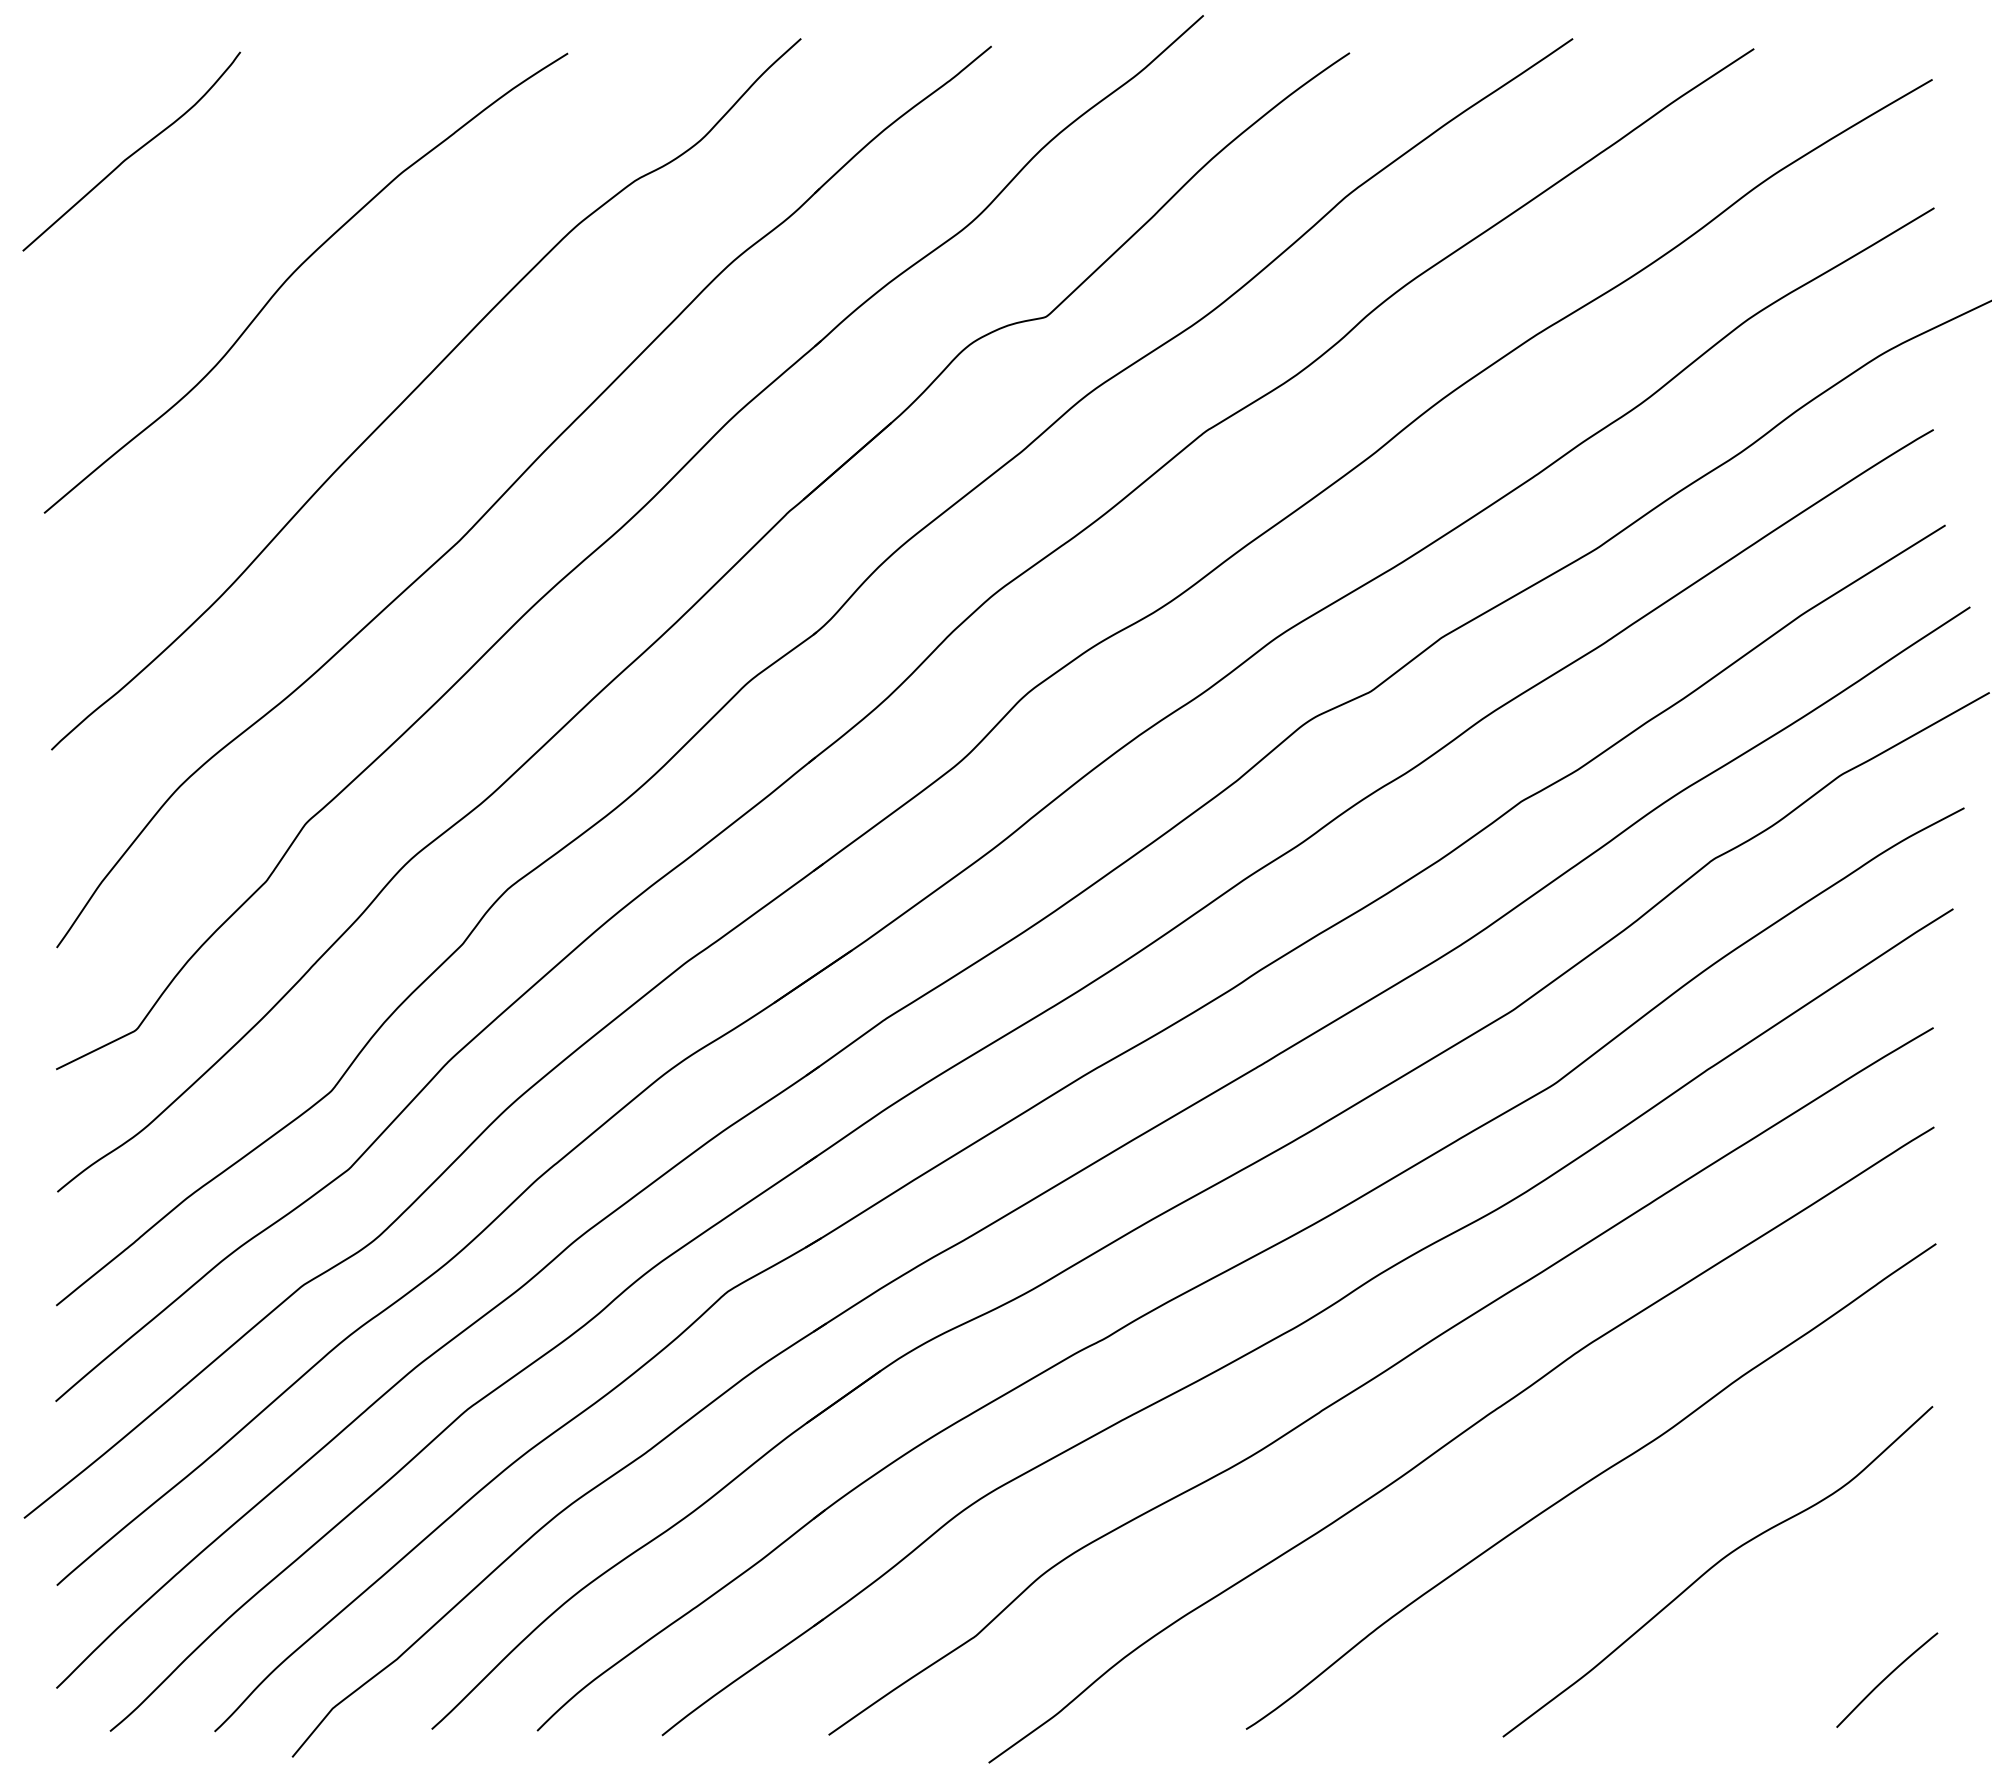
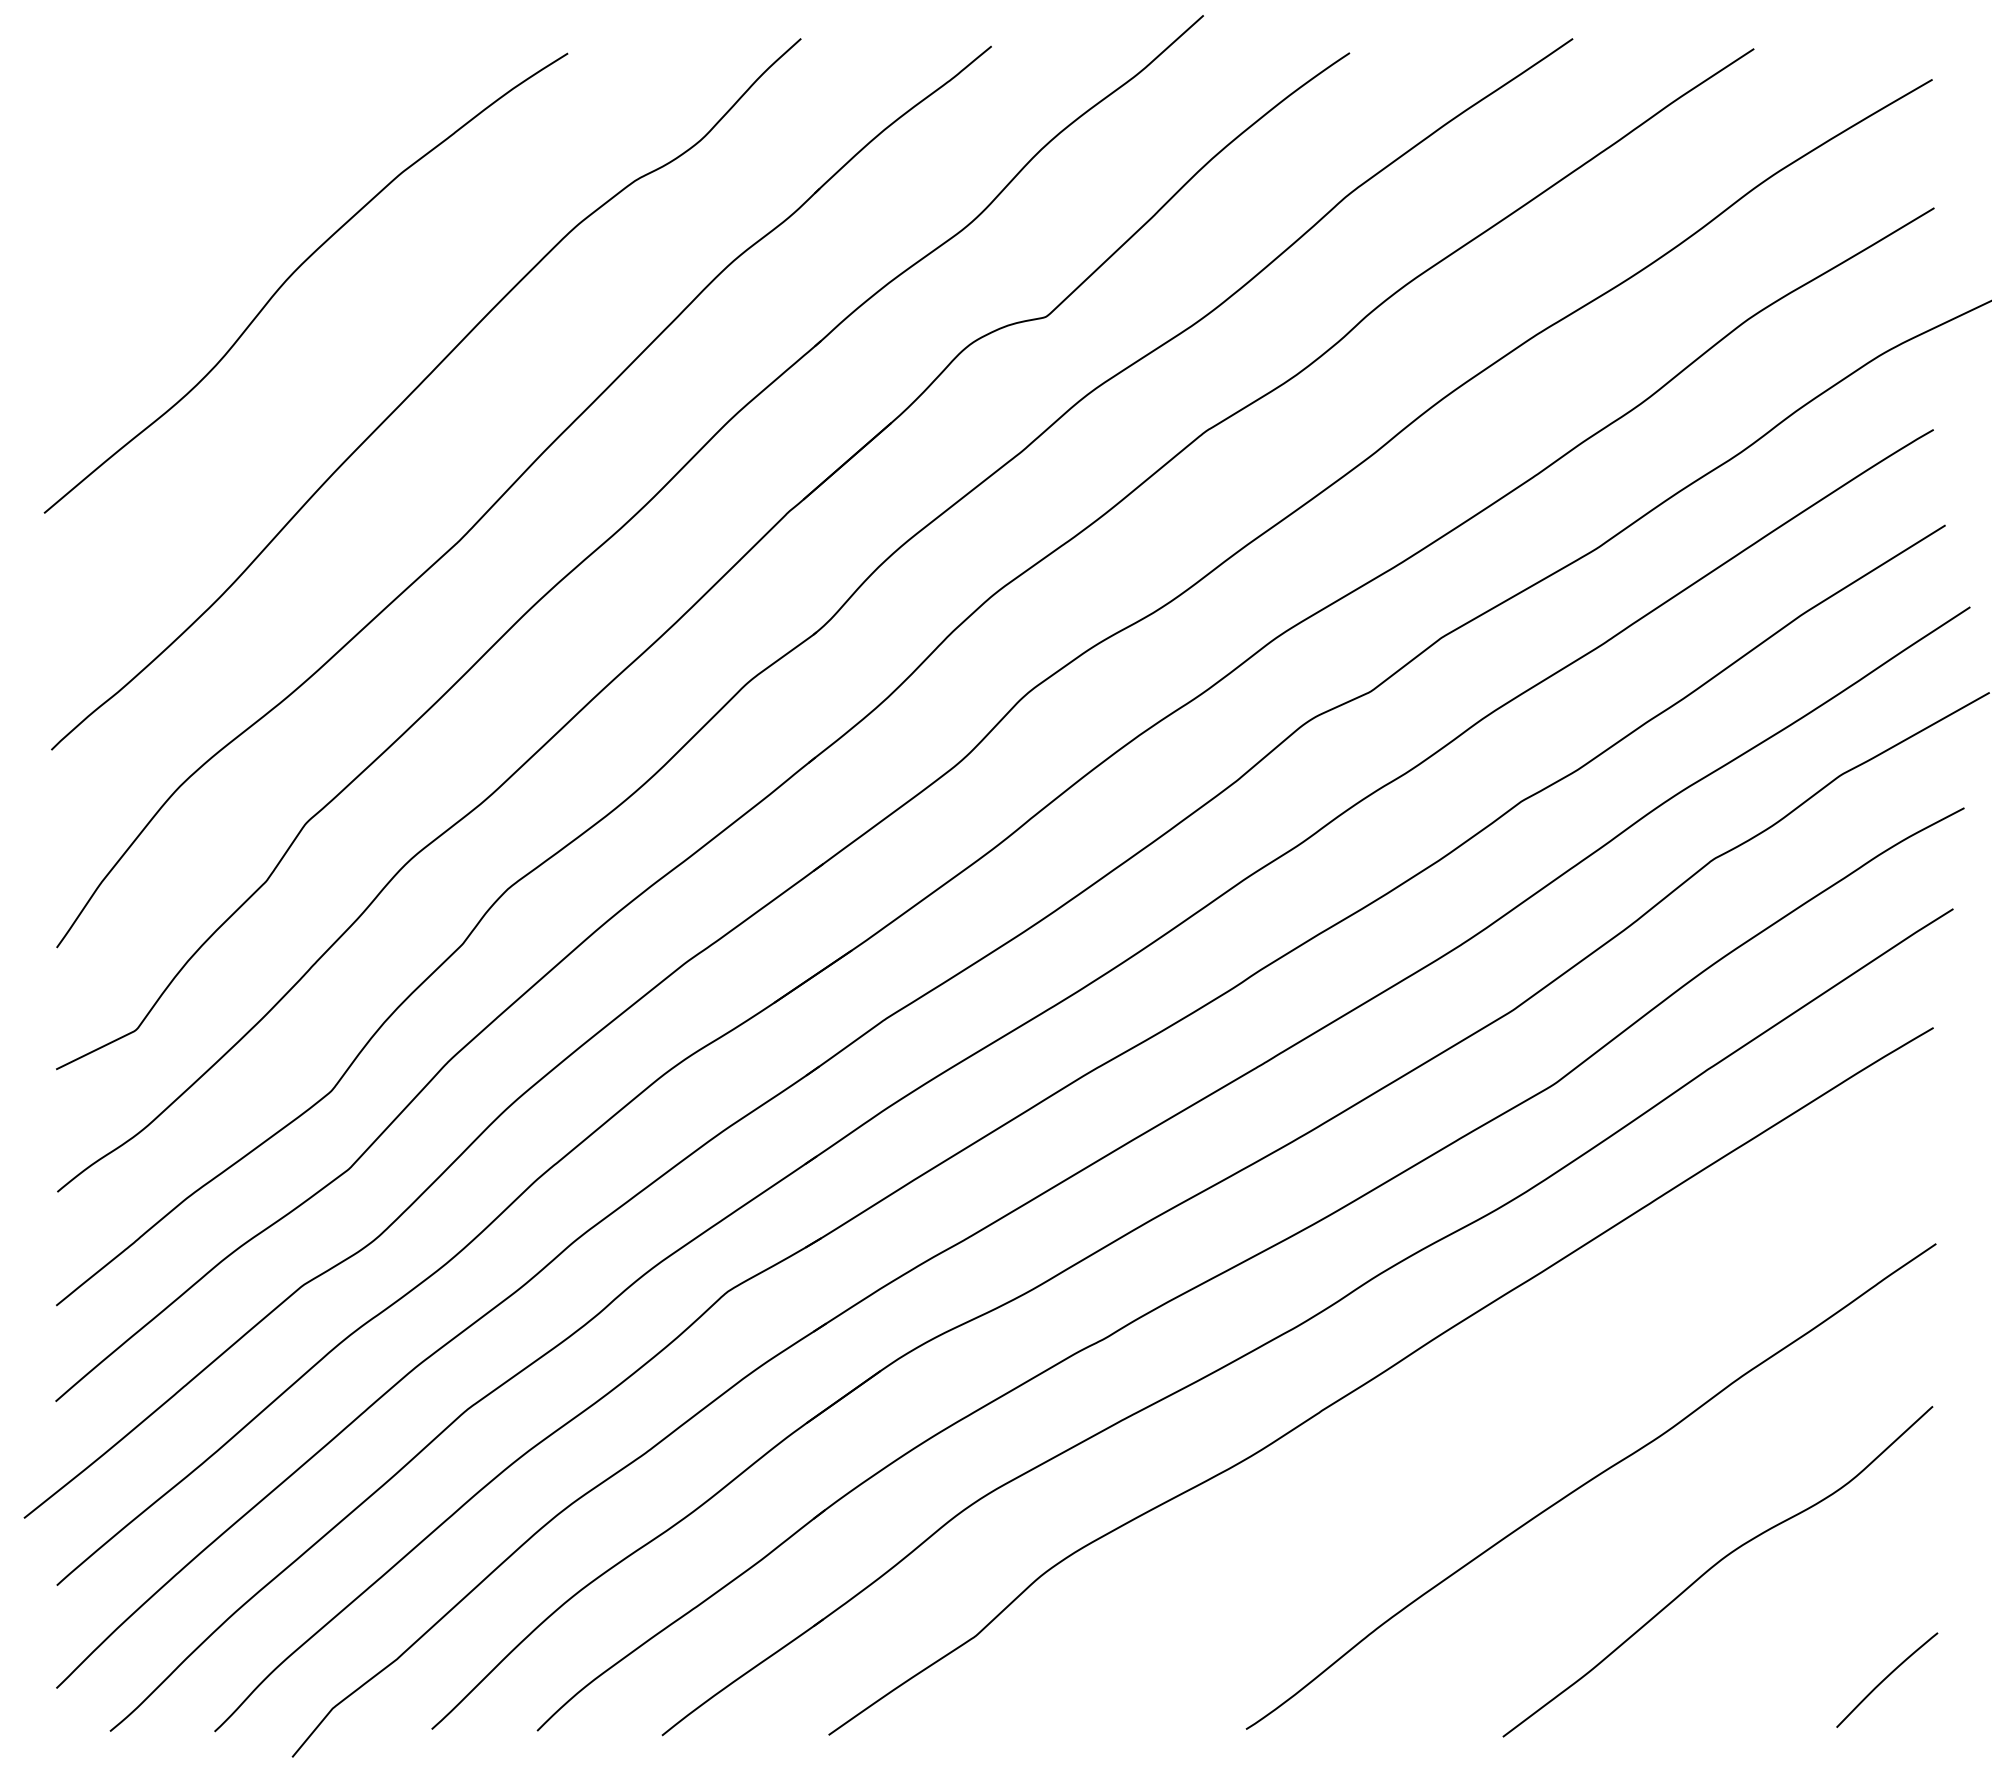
curve: present -> none (133, 152)
curve: present -> none (1458, 1437)
